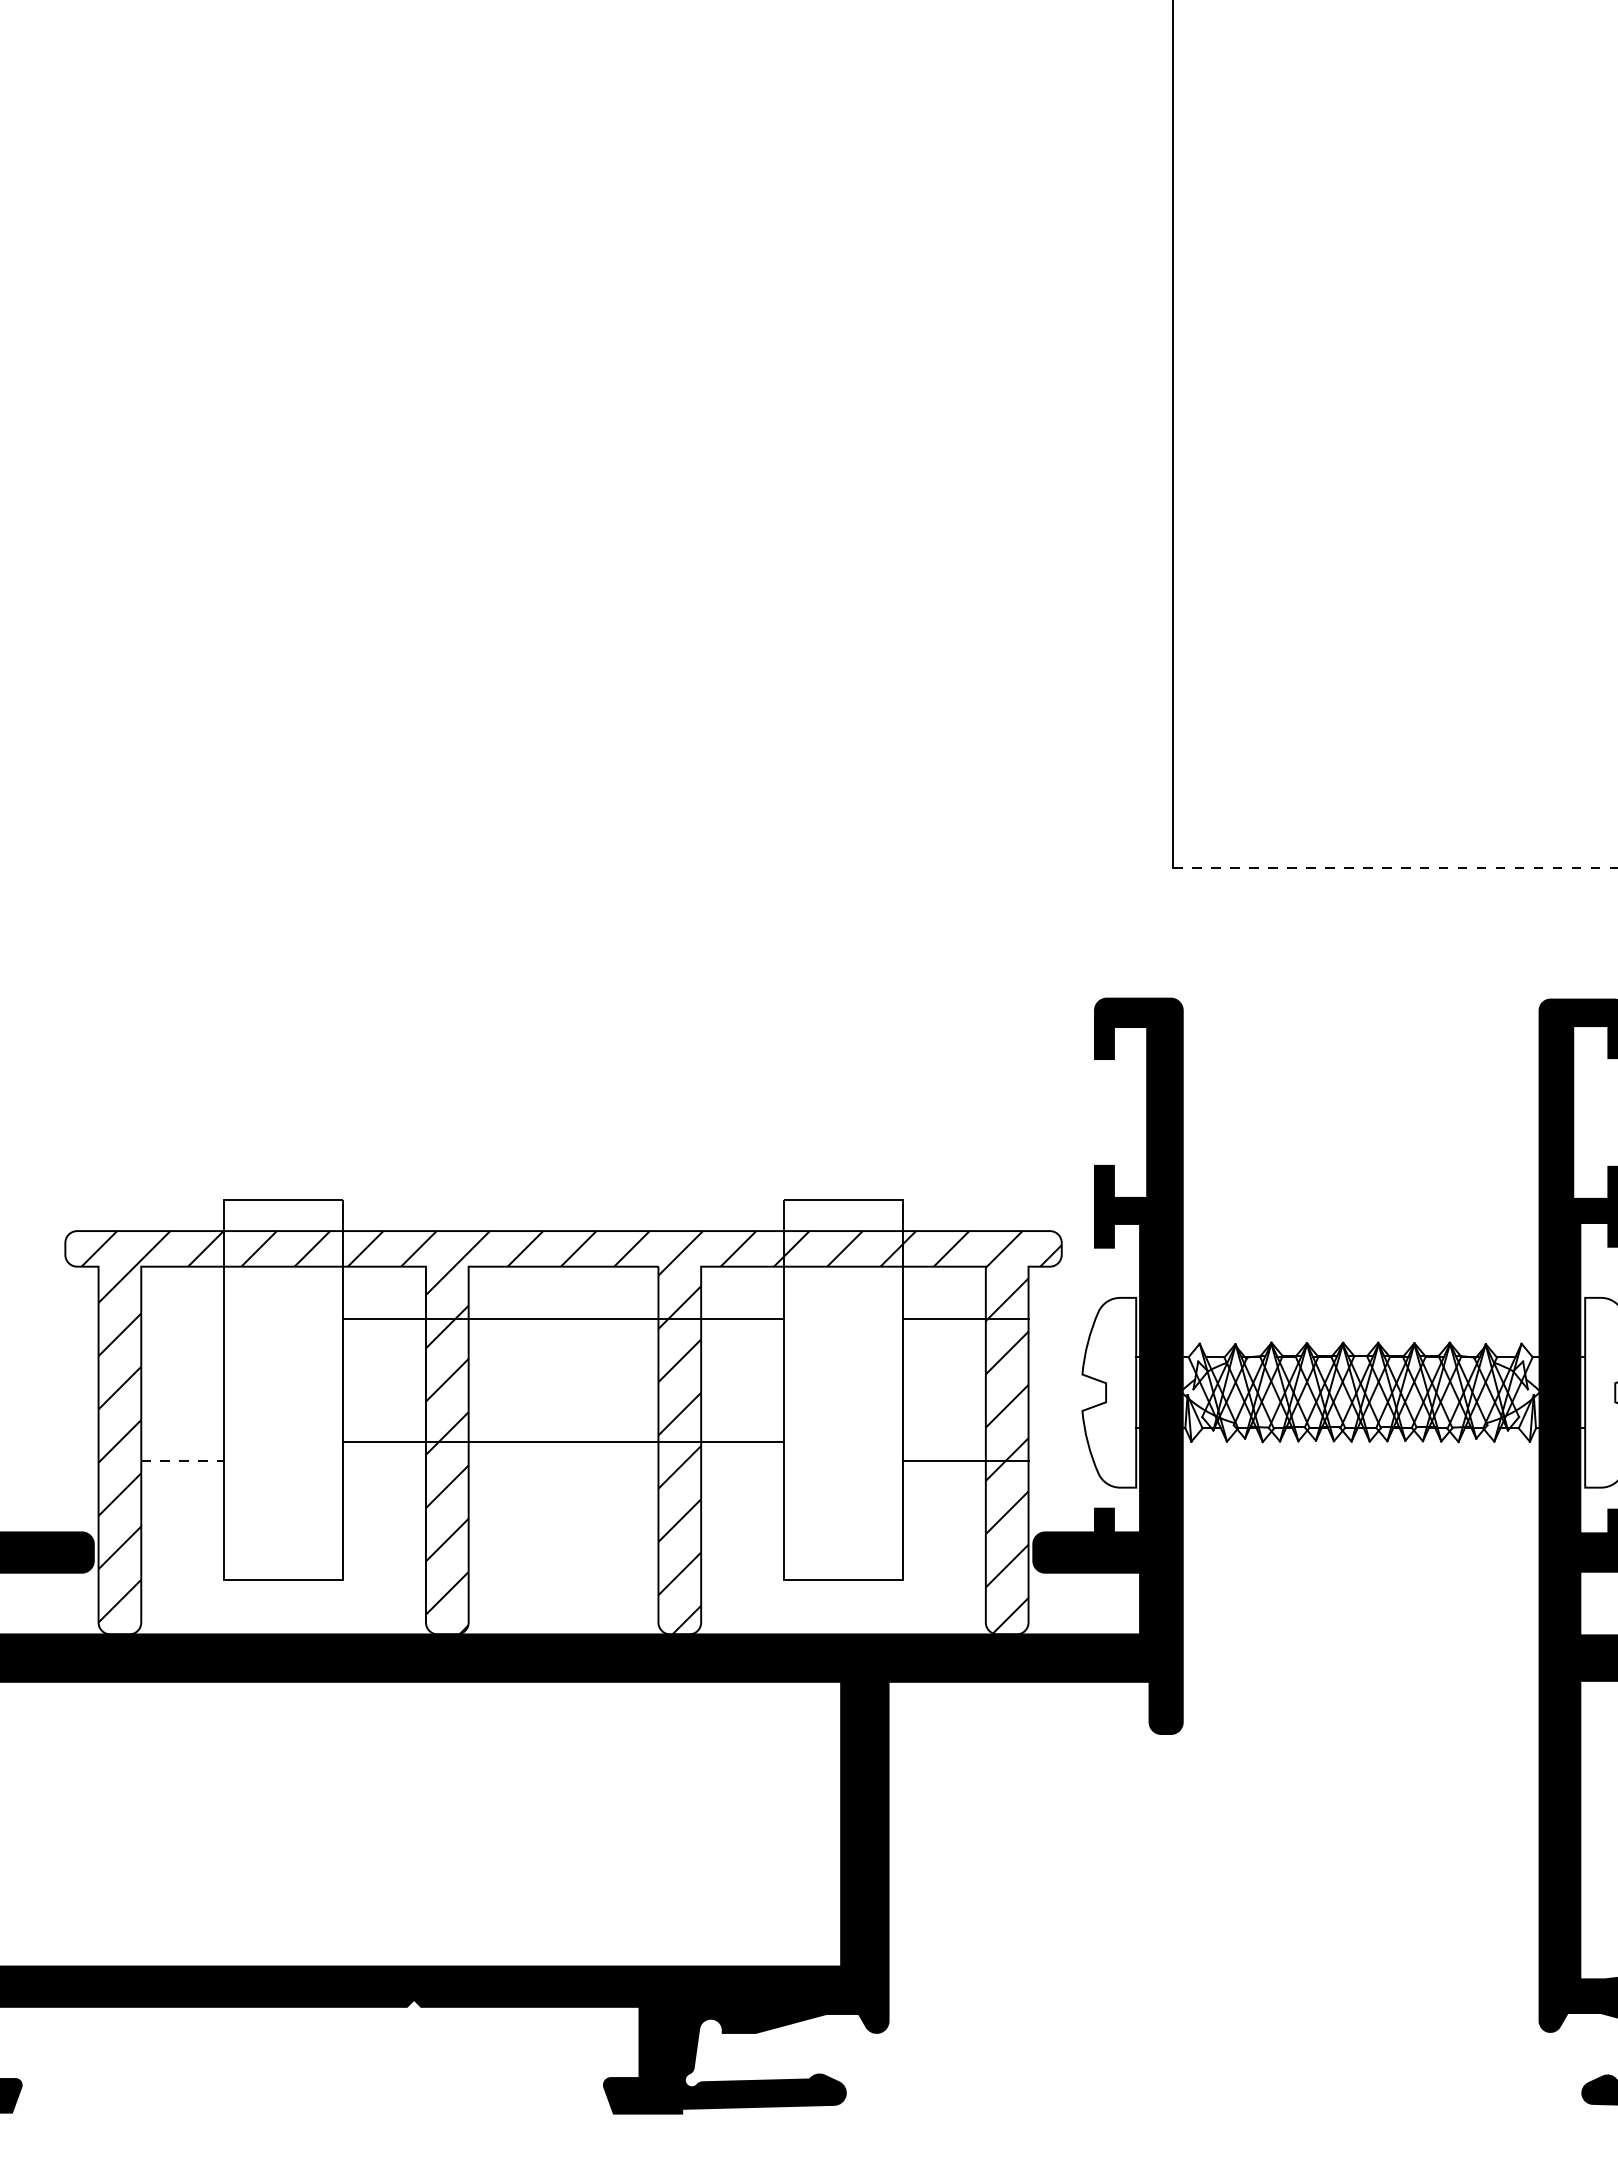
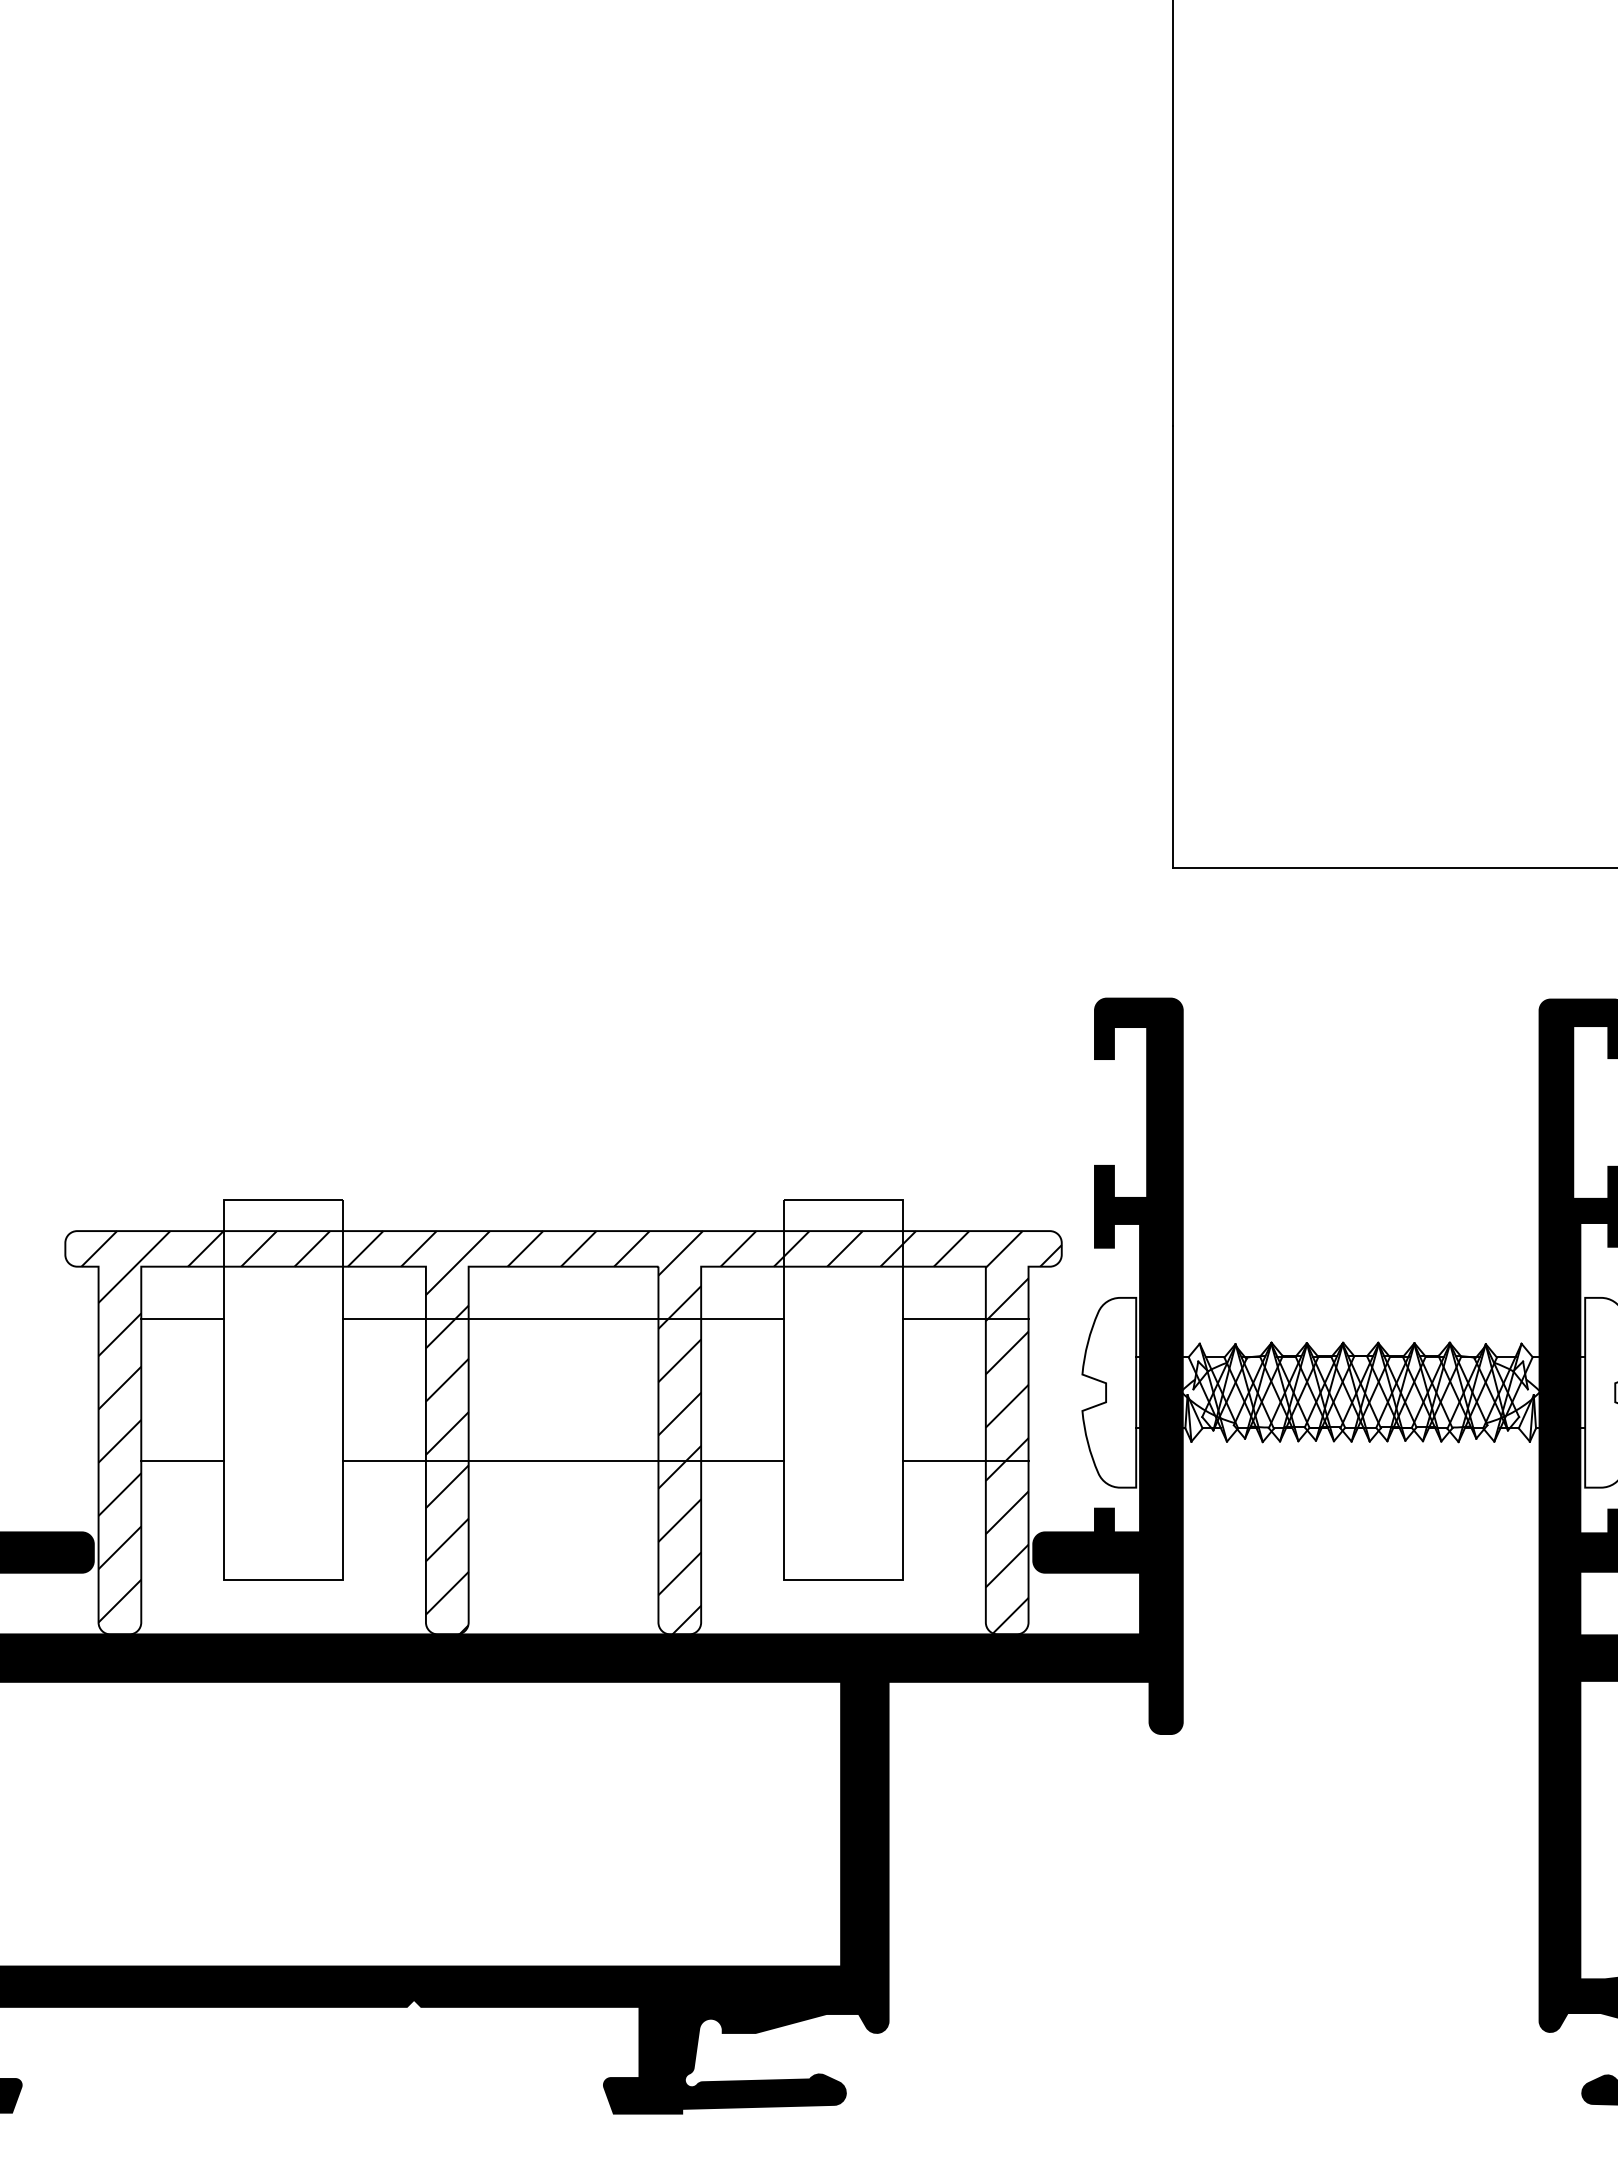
line: dashed -> solid (1395, 868)
line: none -> present (182, 1318)
line position: (563, 1442) -> (563, 1461) (563, 1461)
line: dashed -> solid (182, 1461)
